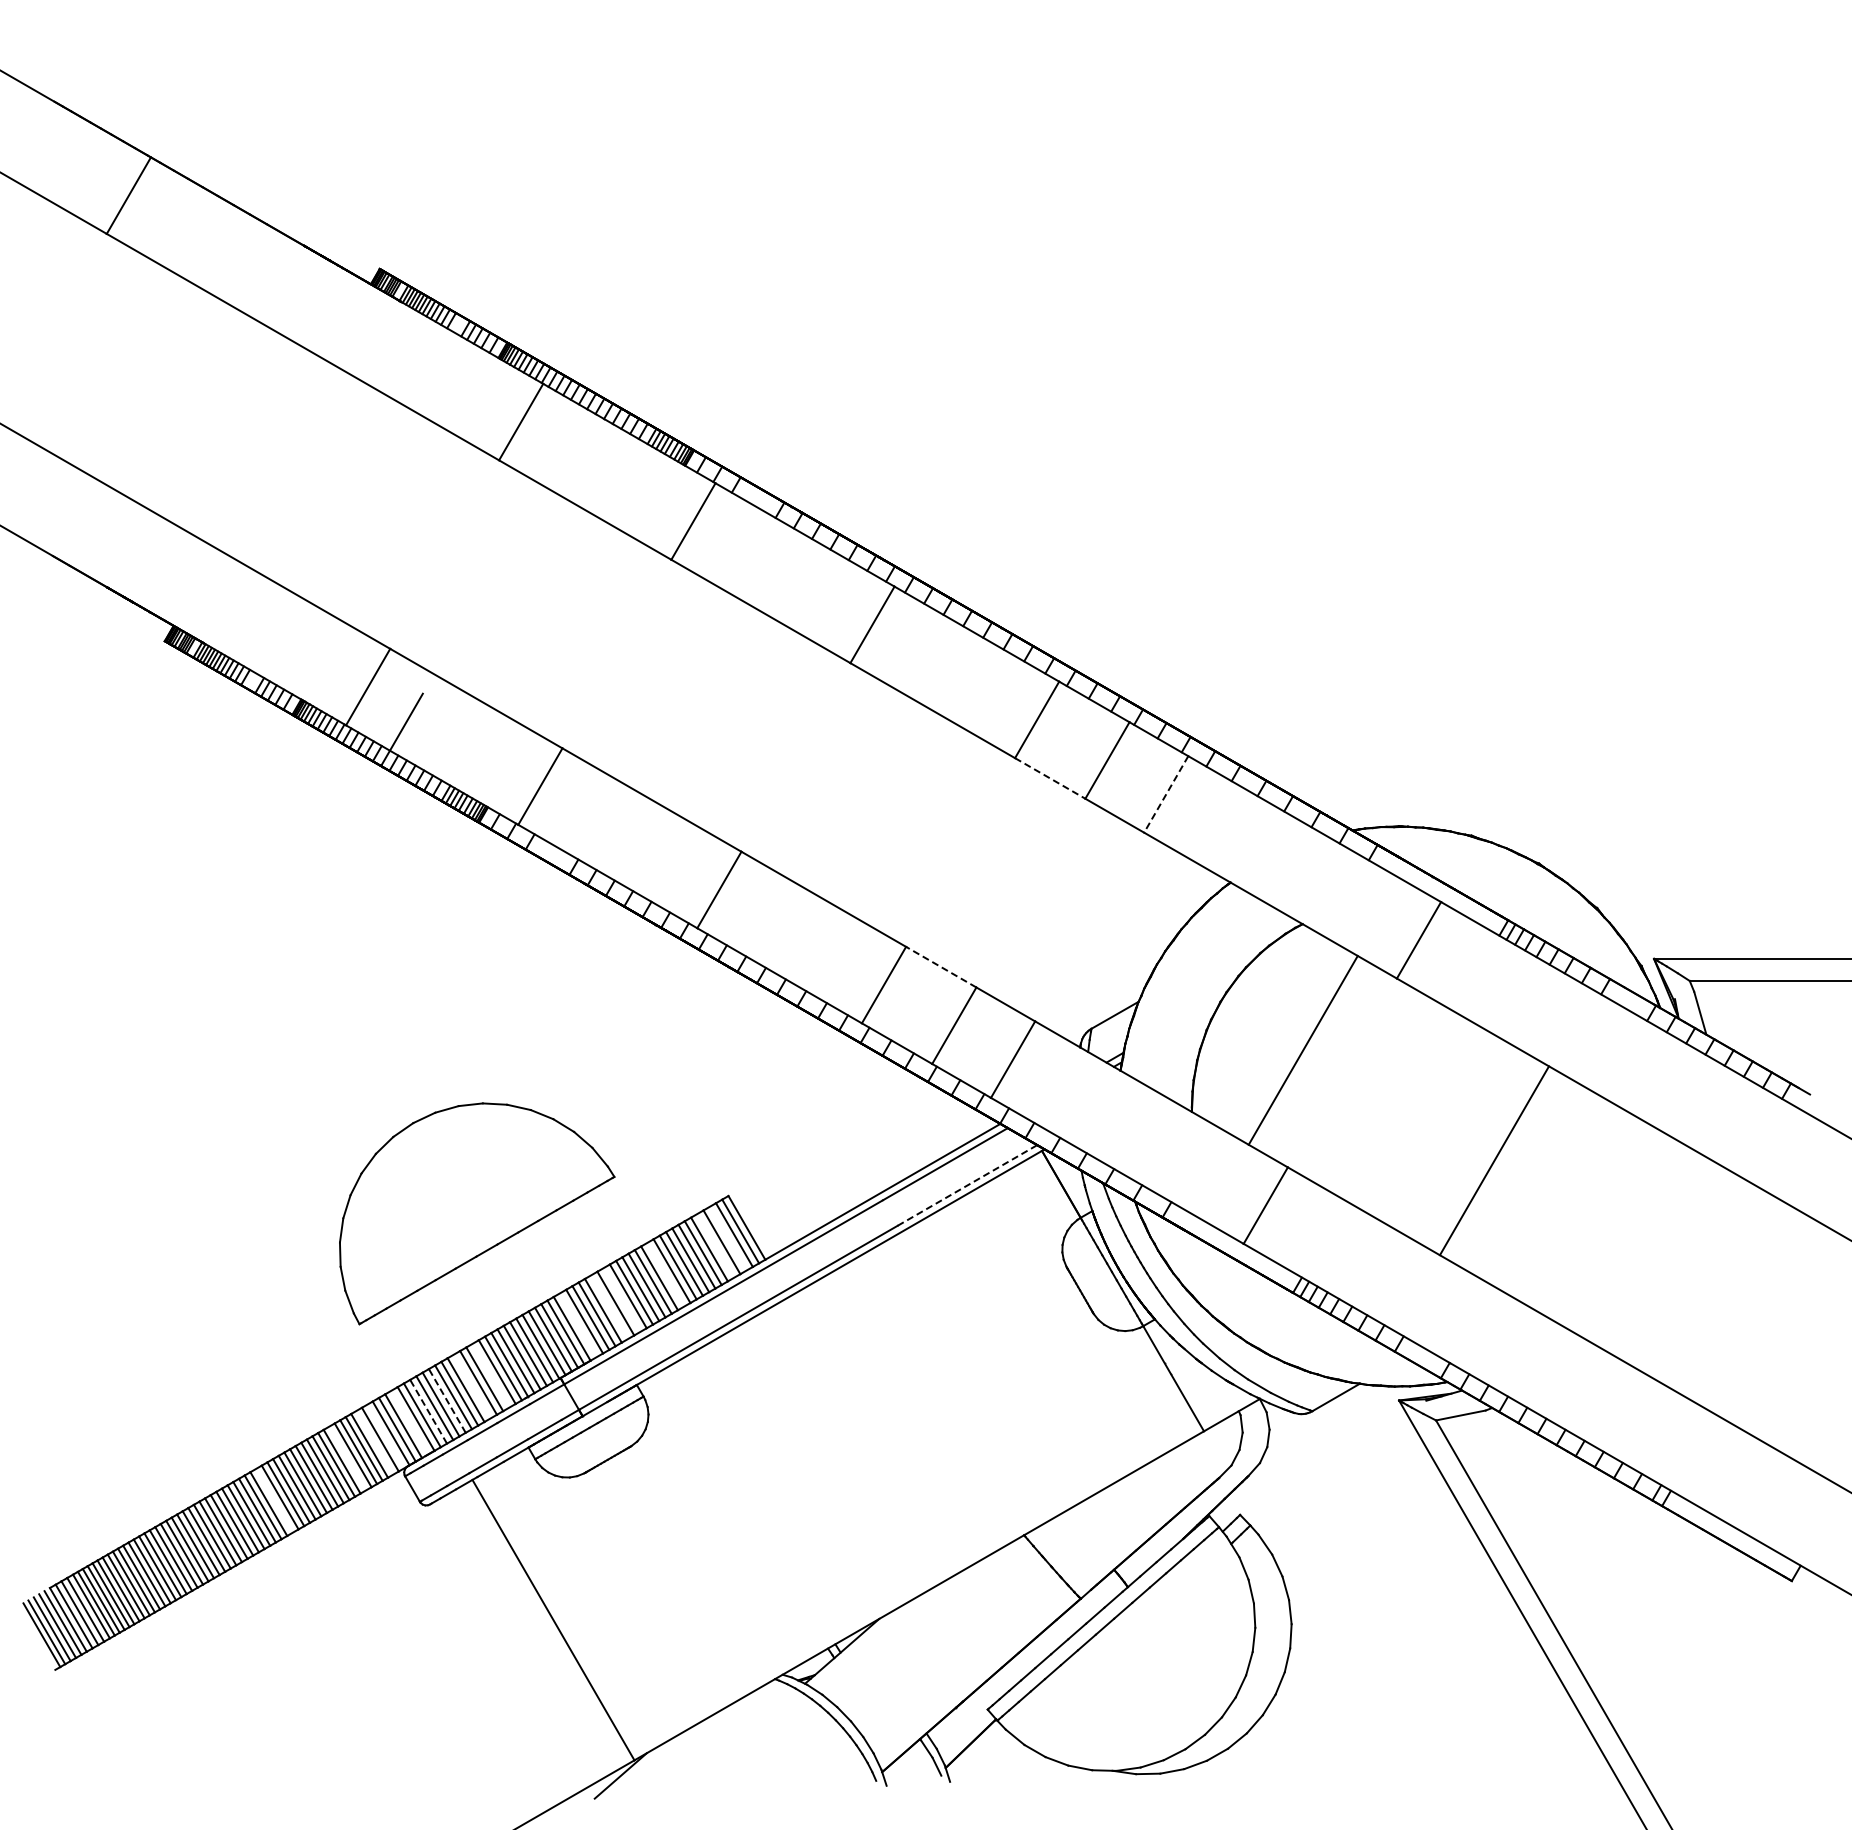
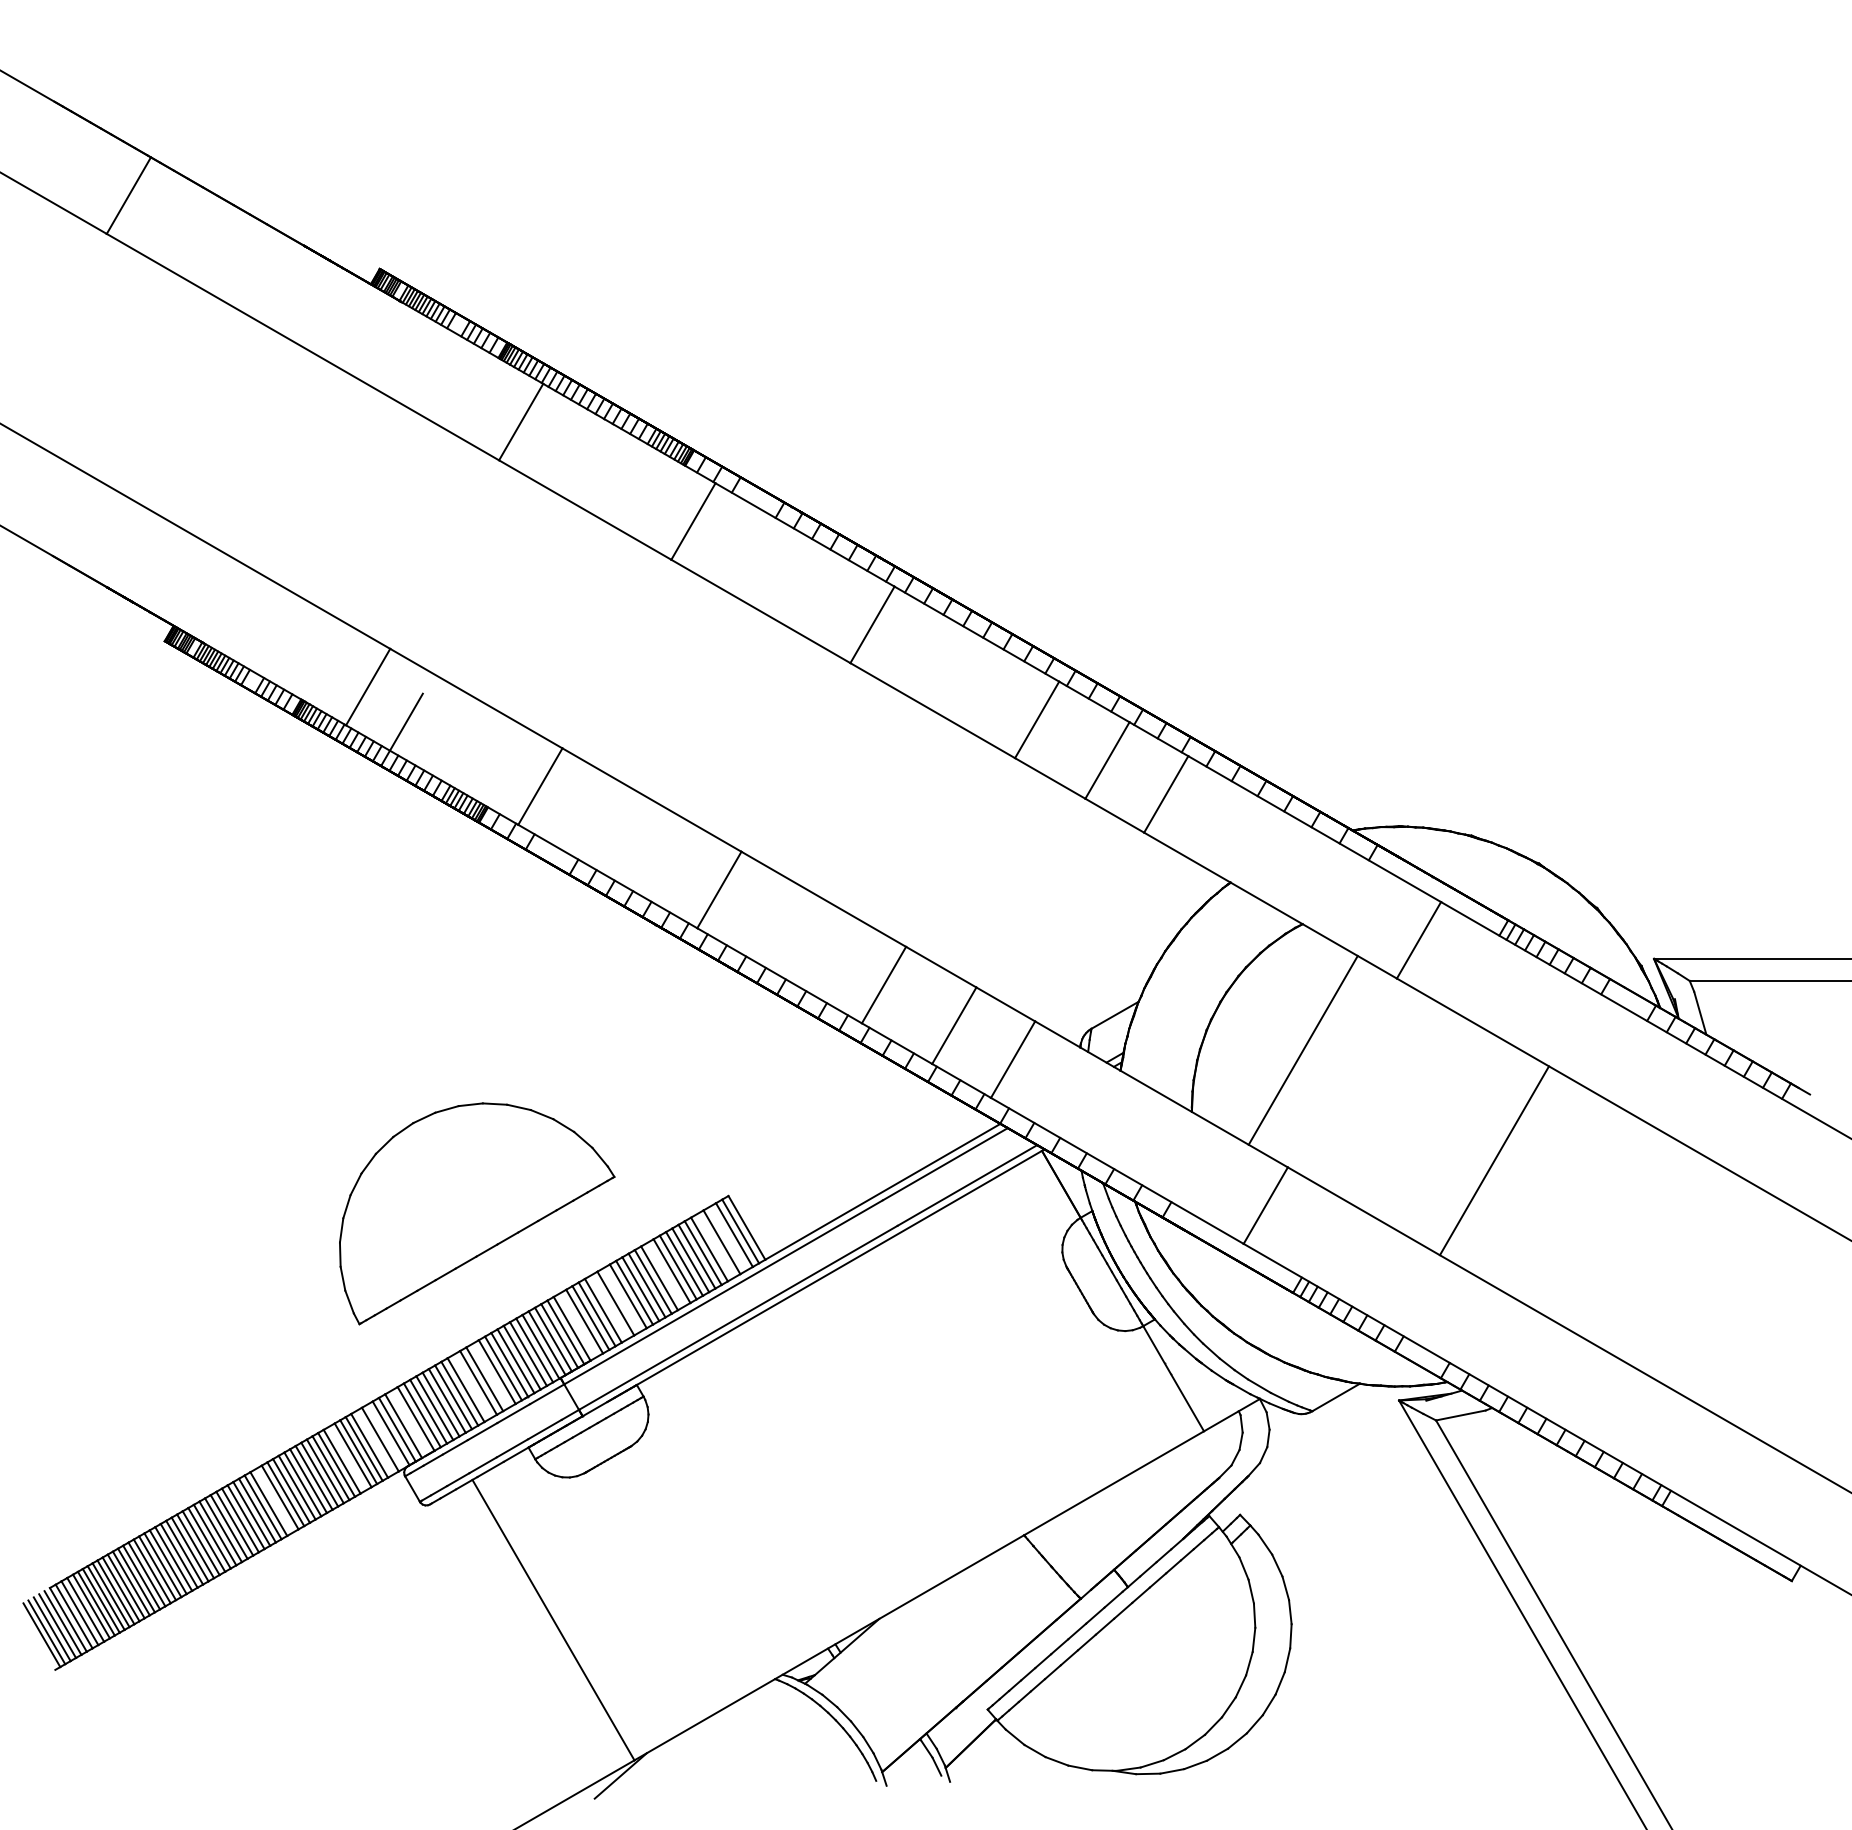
line: dashed -> solid (1050, 778)
line: dashed -> solid (1166, 794)
line: dashed -> solid (941, 967)
line: dashed -> solid (967, 1185)
line: dashed -> solid (447, 1400)
line: dashed -> solid (428, 1411)
